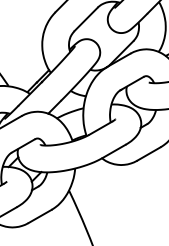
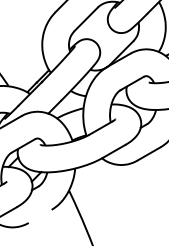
line: present -> none (39, 215)
